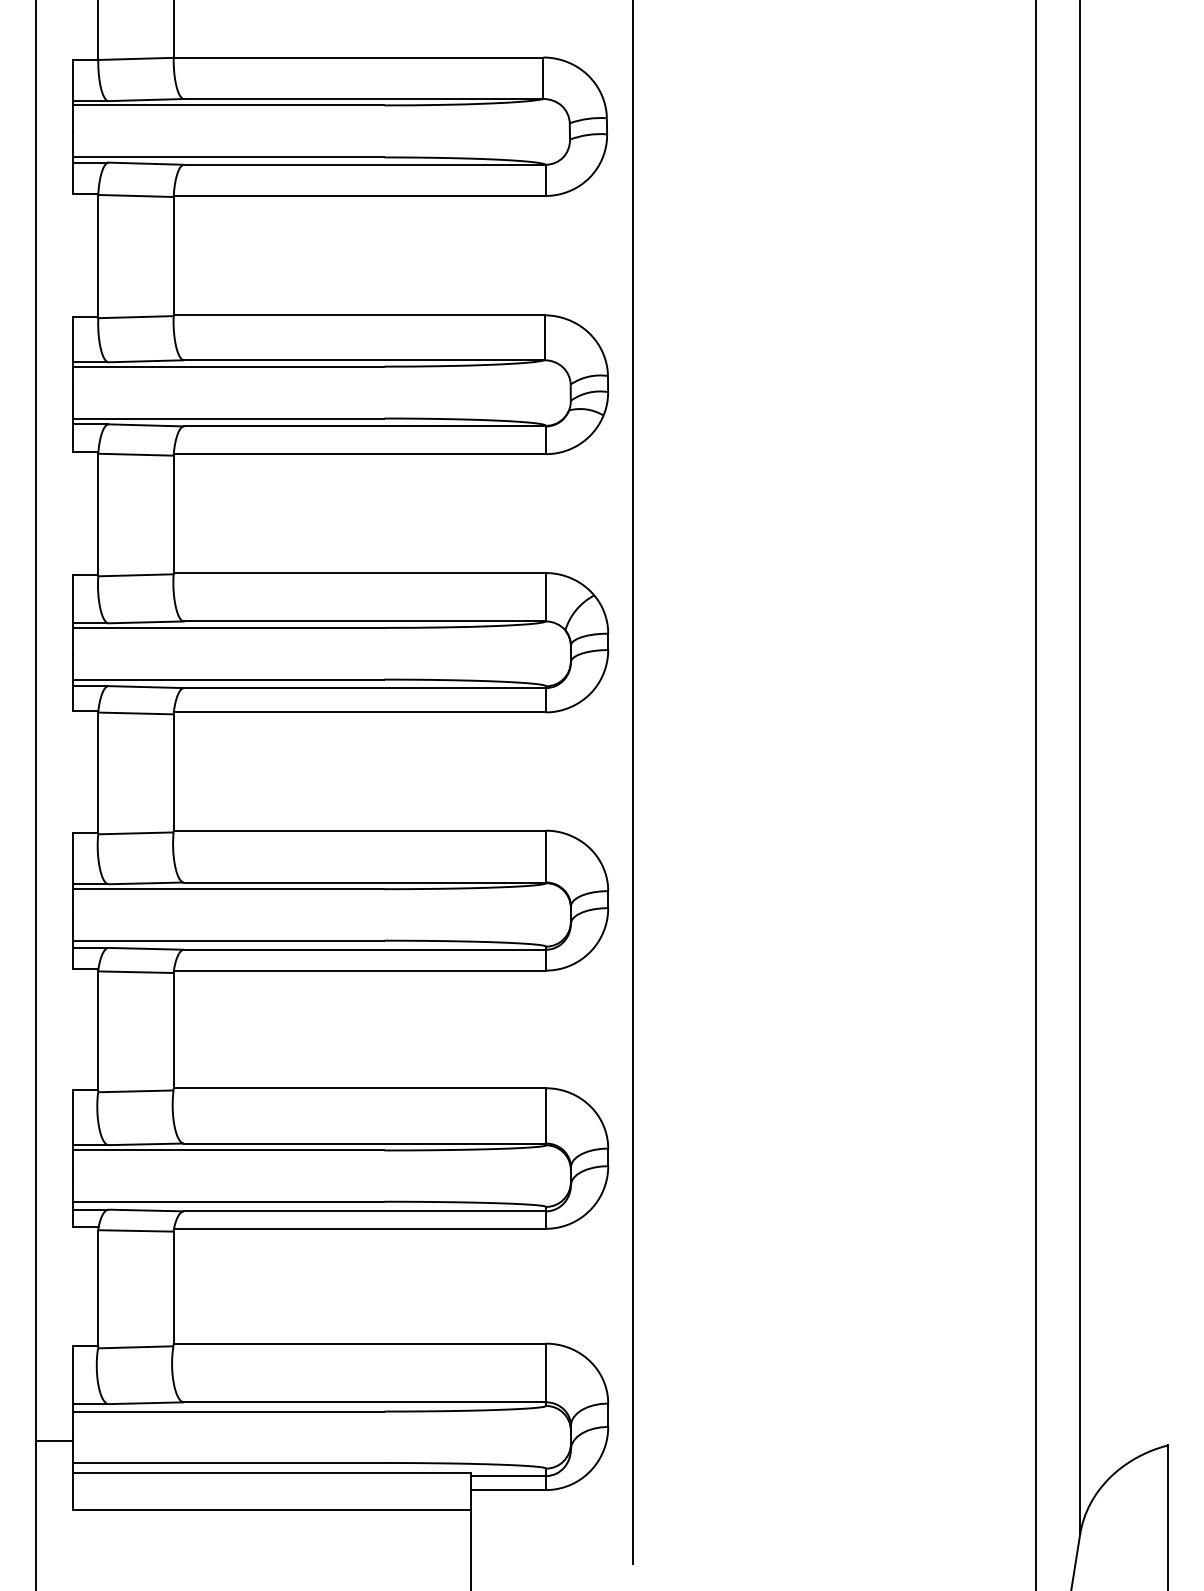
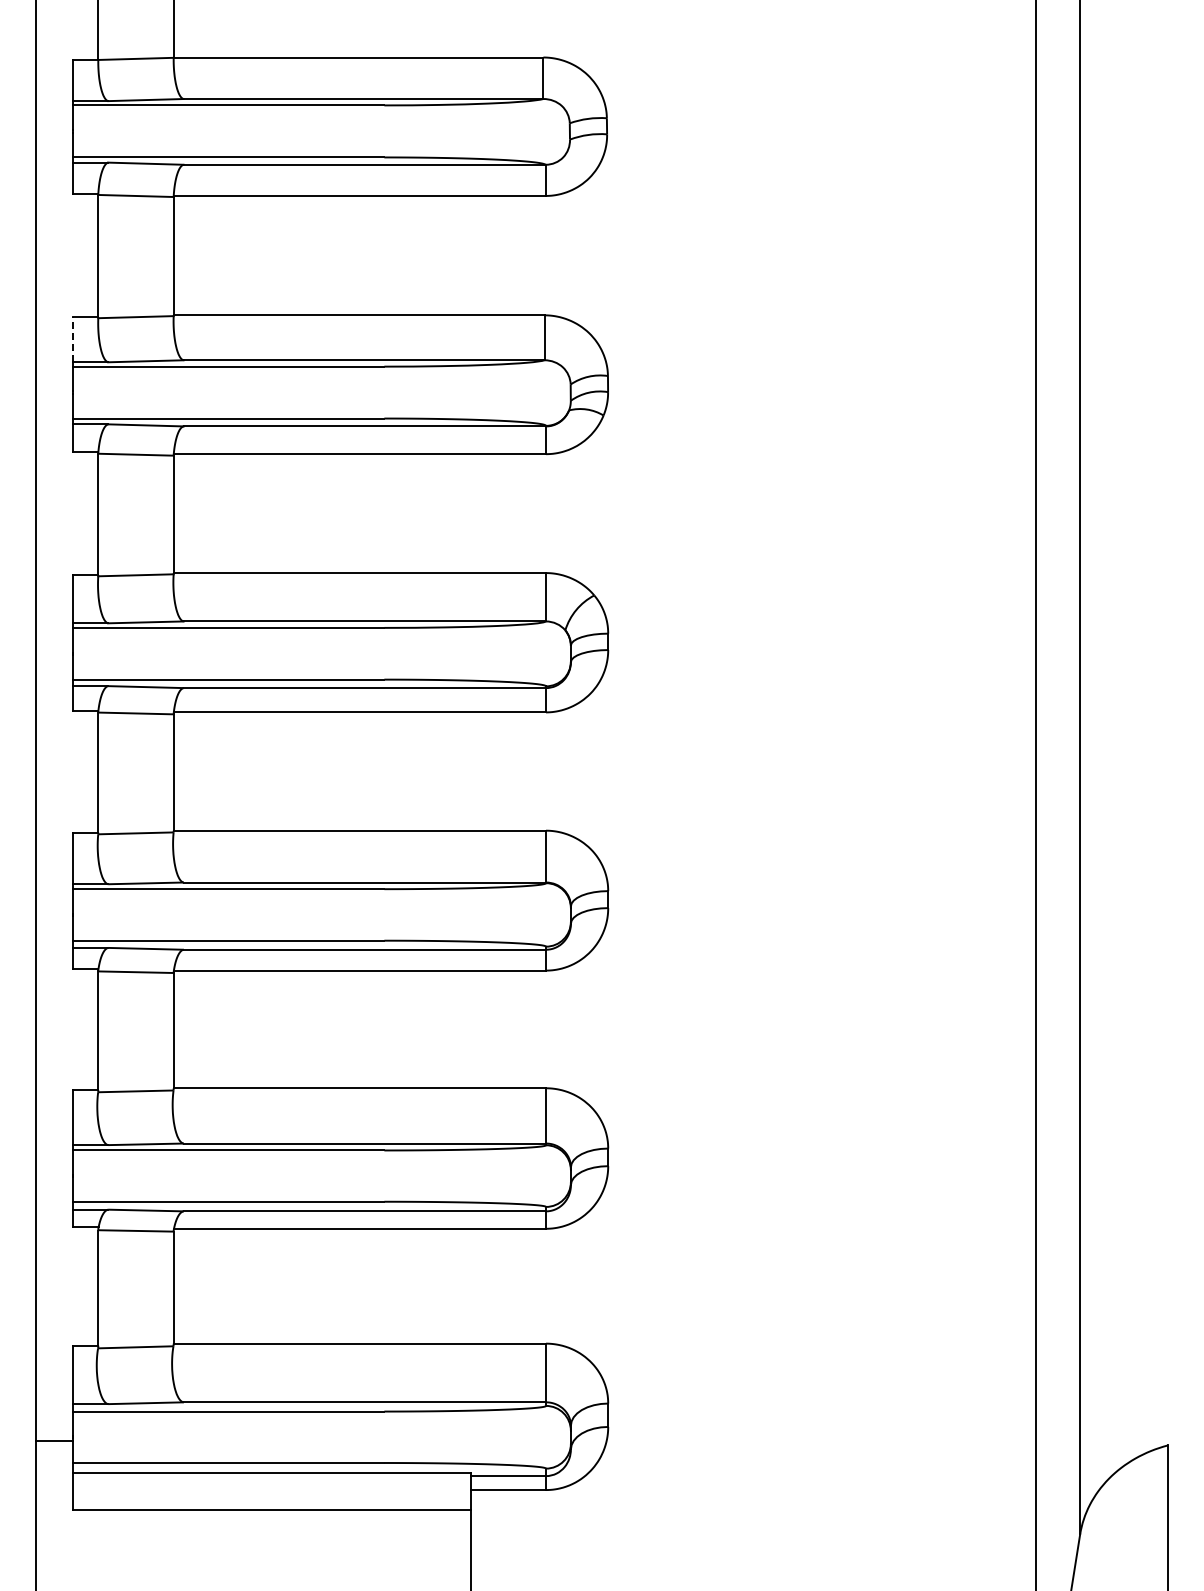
line: solid -> dashed (73, 339)
line: present -> none (633, 782)
